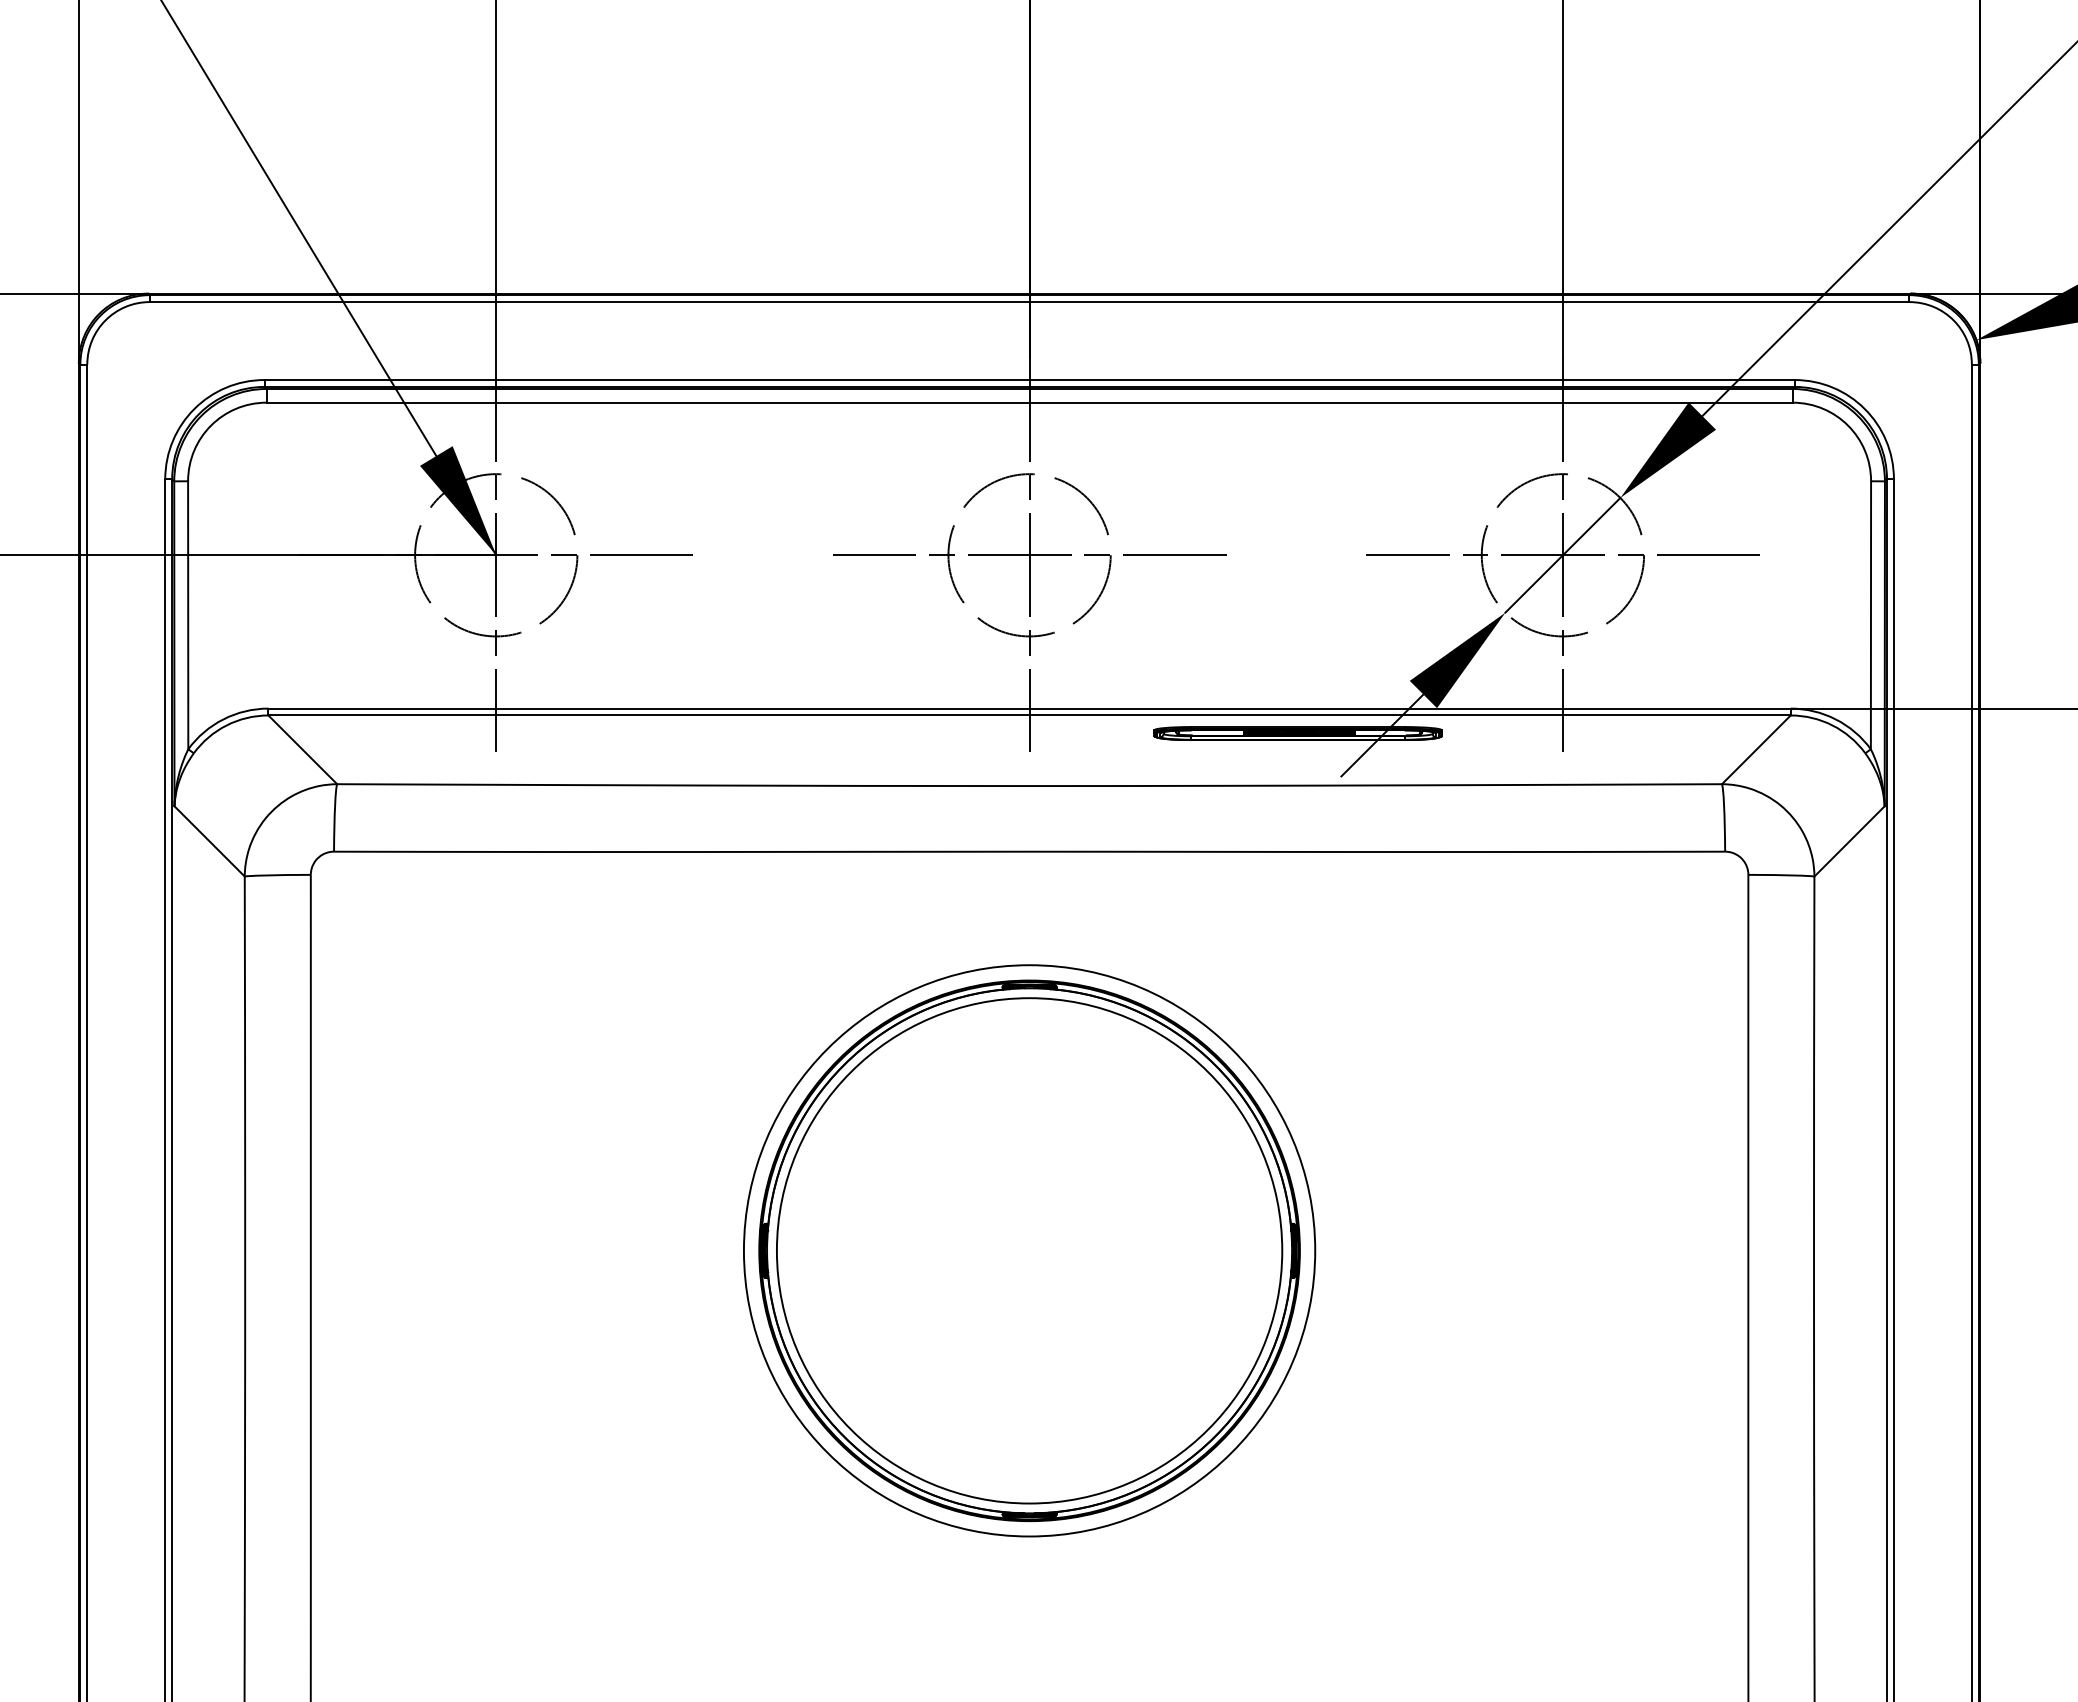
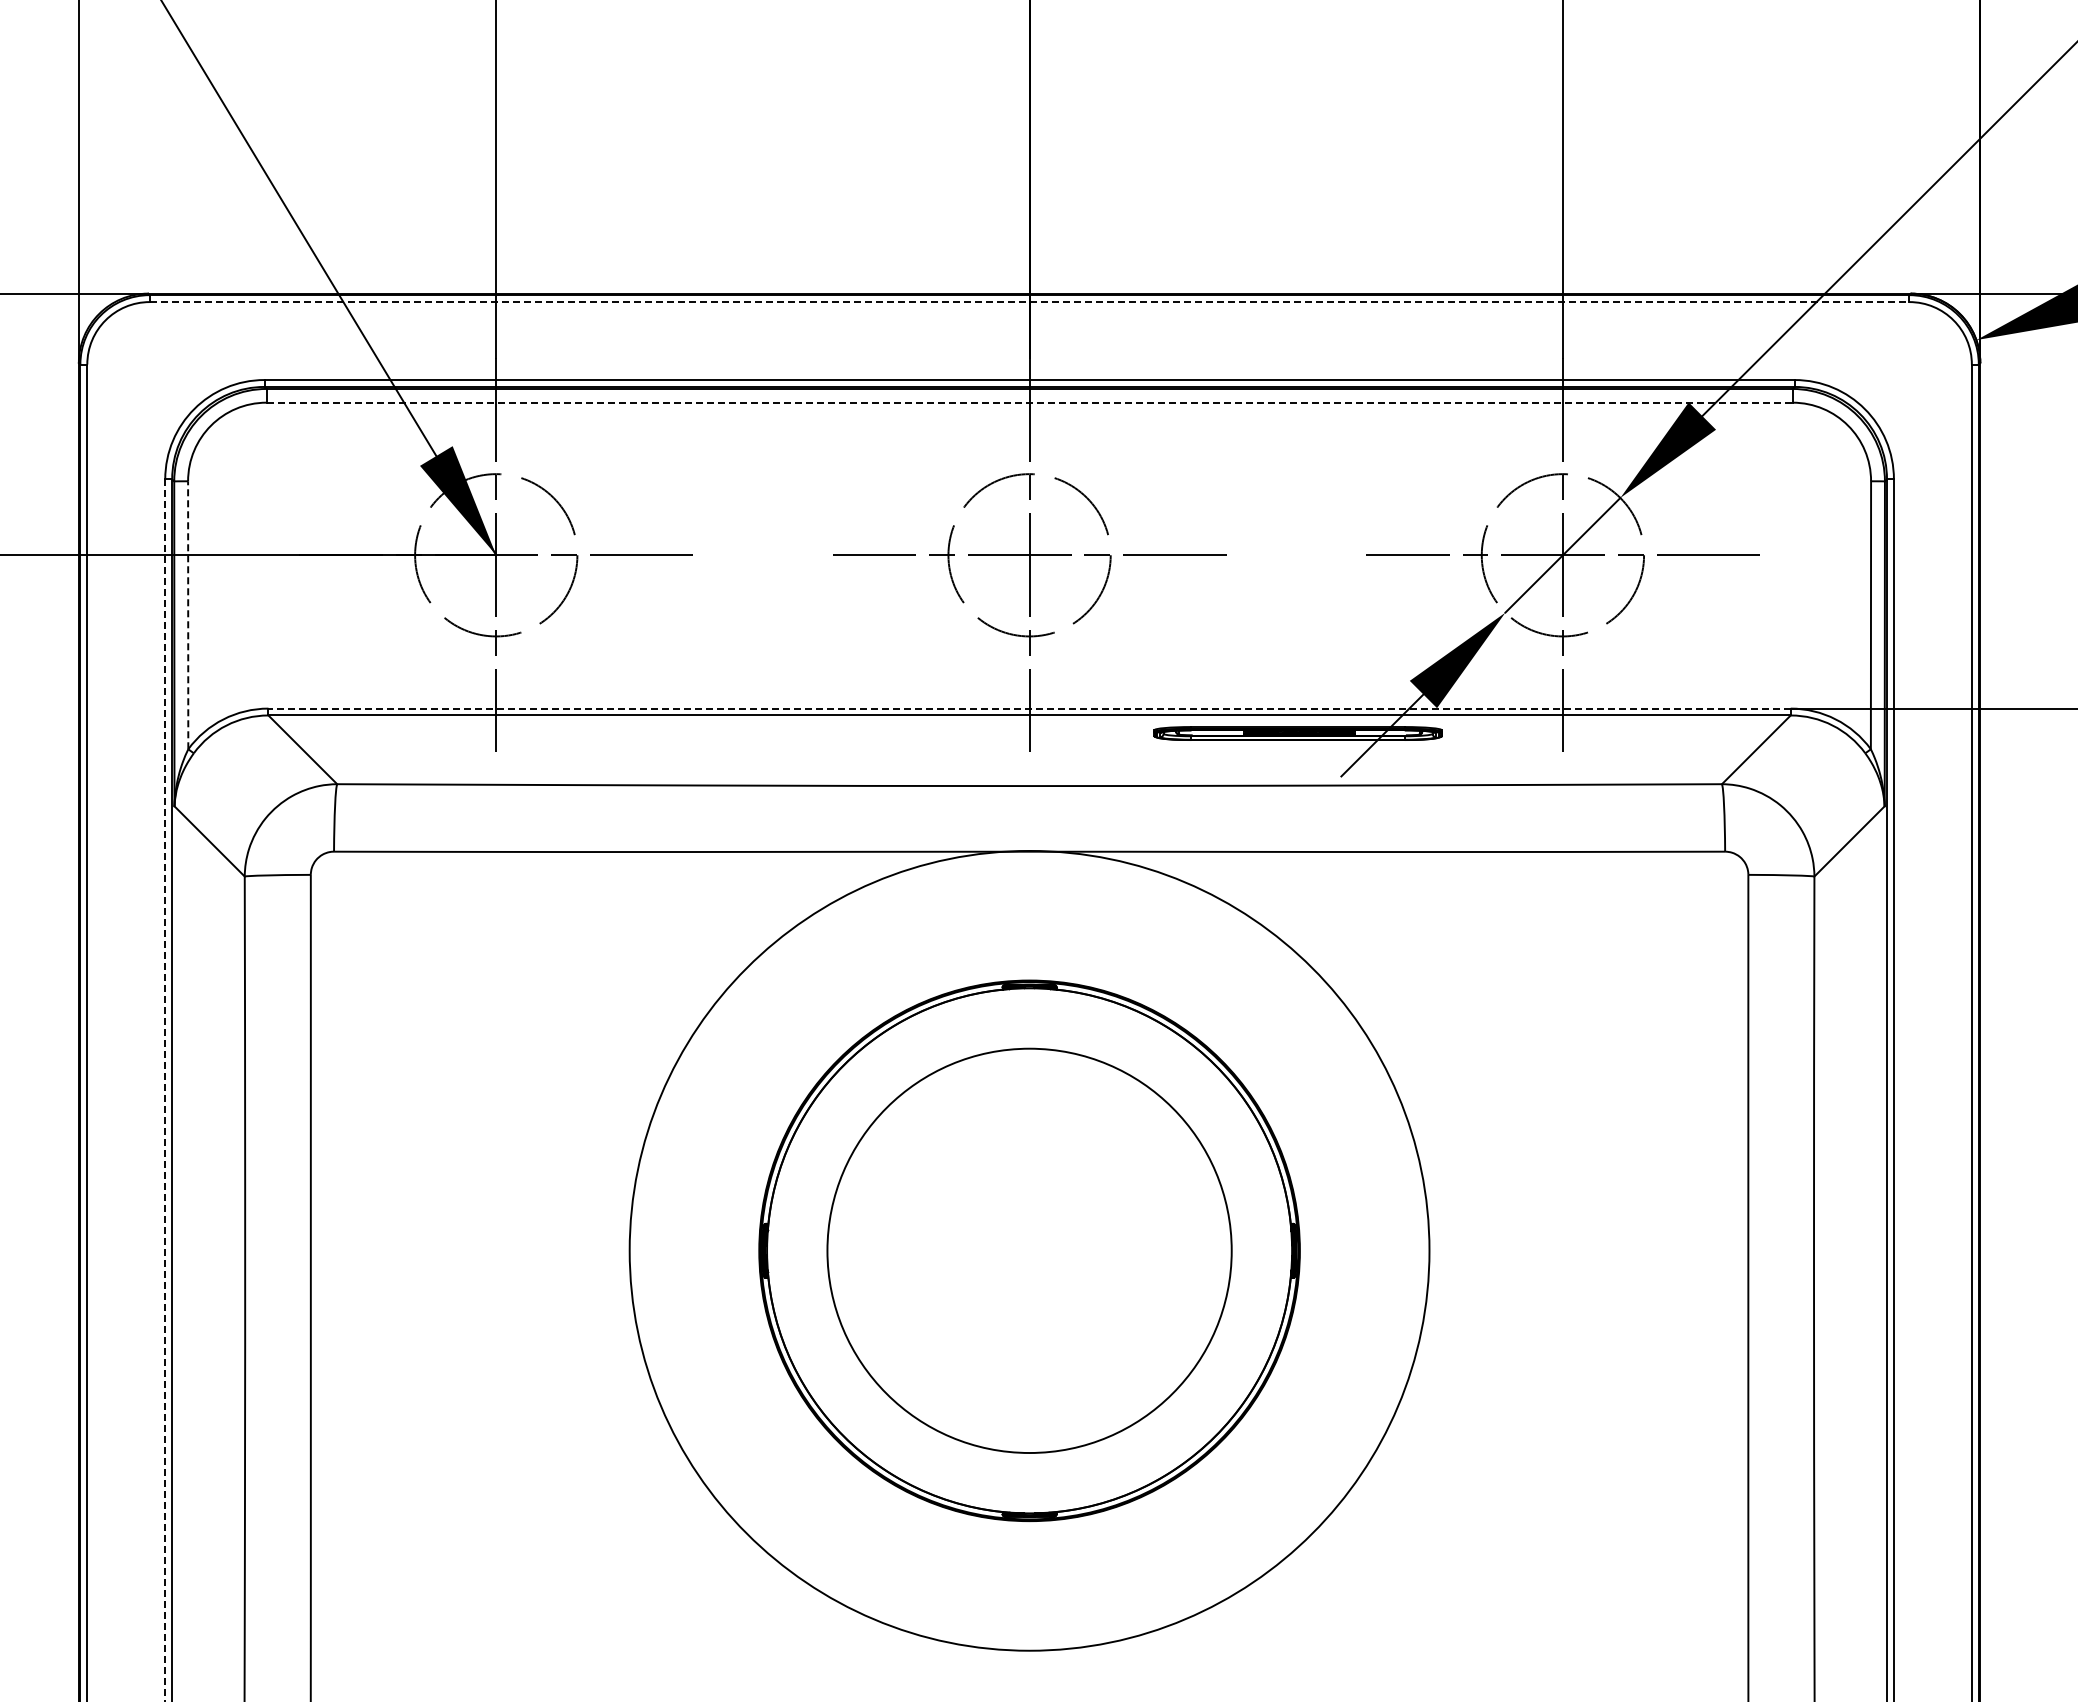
line: solid -> dashed (1029, 302)
line: solid -> dashed (1030, 402)
line: solid -> dashed (188, 615)
line: solid -> dashed (1029, 708)
line: solid -> dashed (165, 1090)
circle diameter: 505 px -> 404 px (1029, 1250)
circle diameter: 571 px -> 800 px (1029, 1250)
